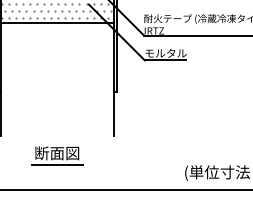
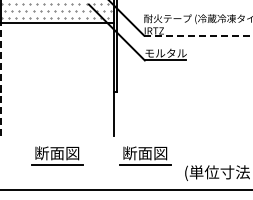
line: solid -> dashed (198, 35)
line: solid -> dashed (0, 79)
part: none -> present (145, 155)
